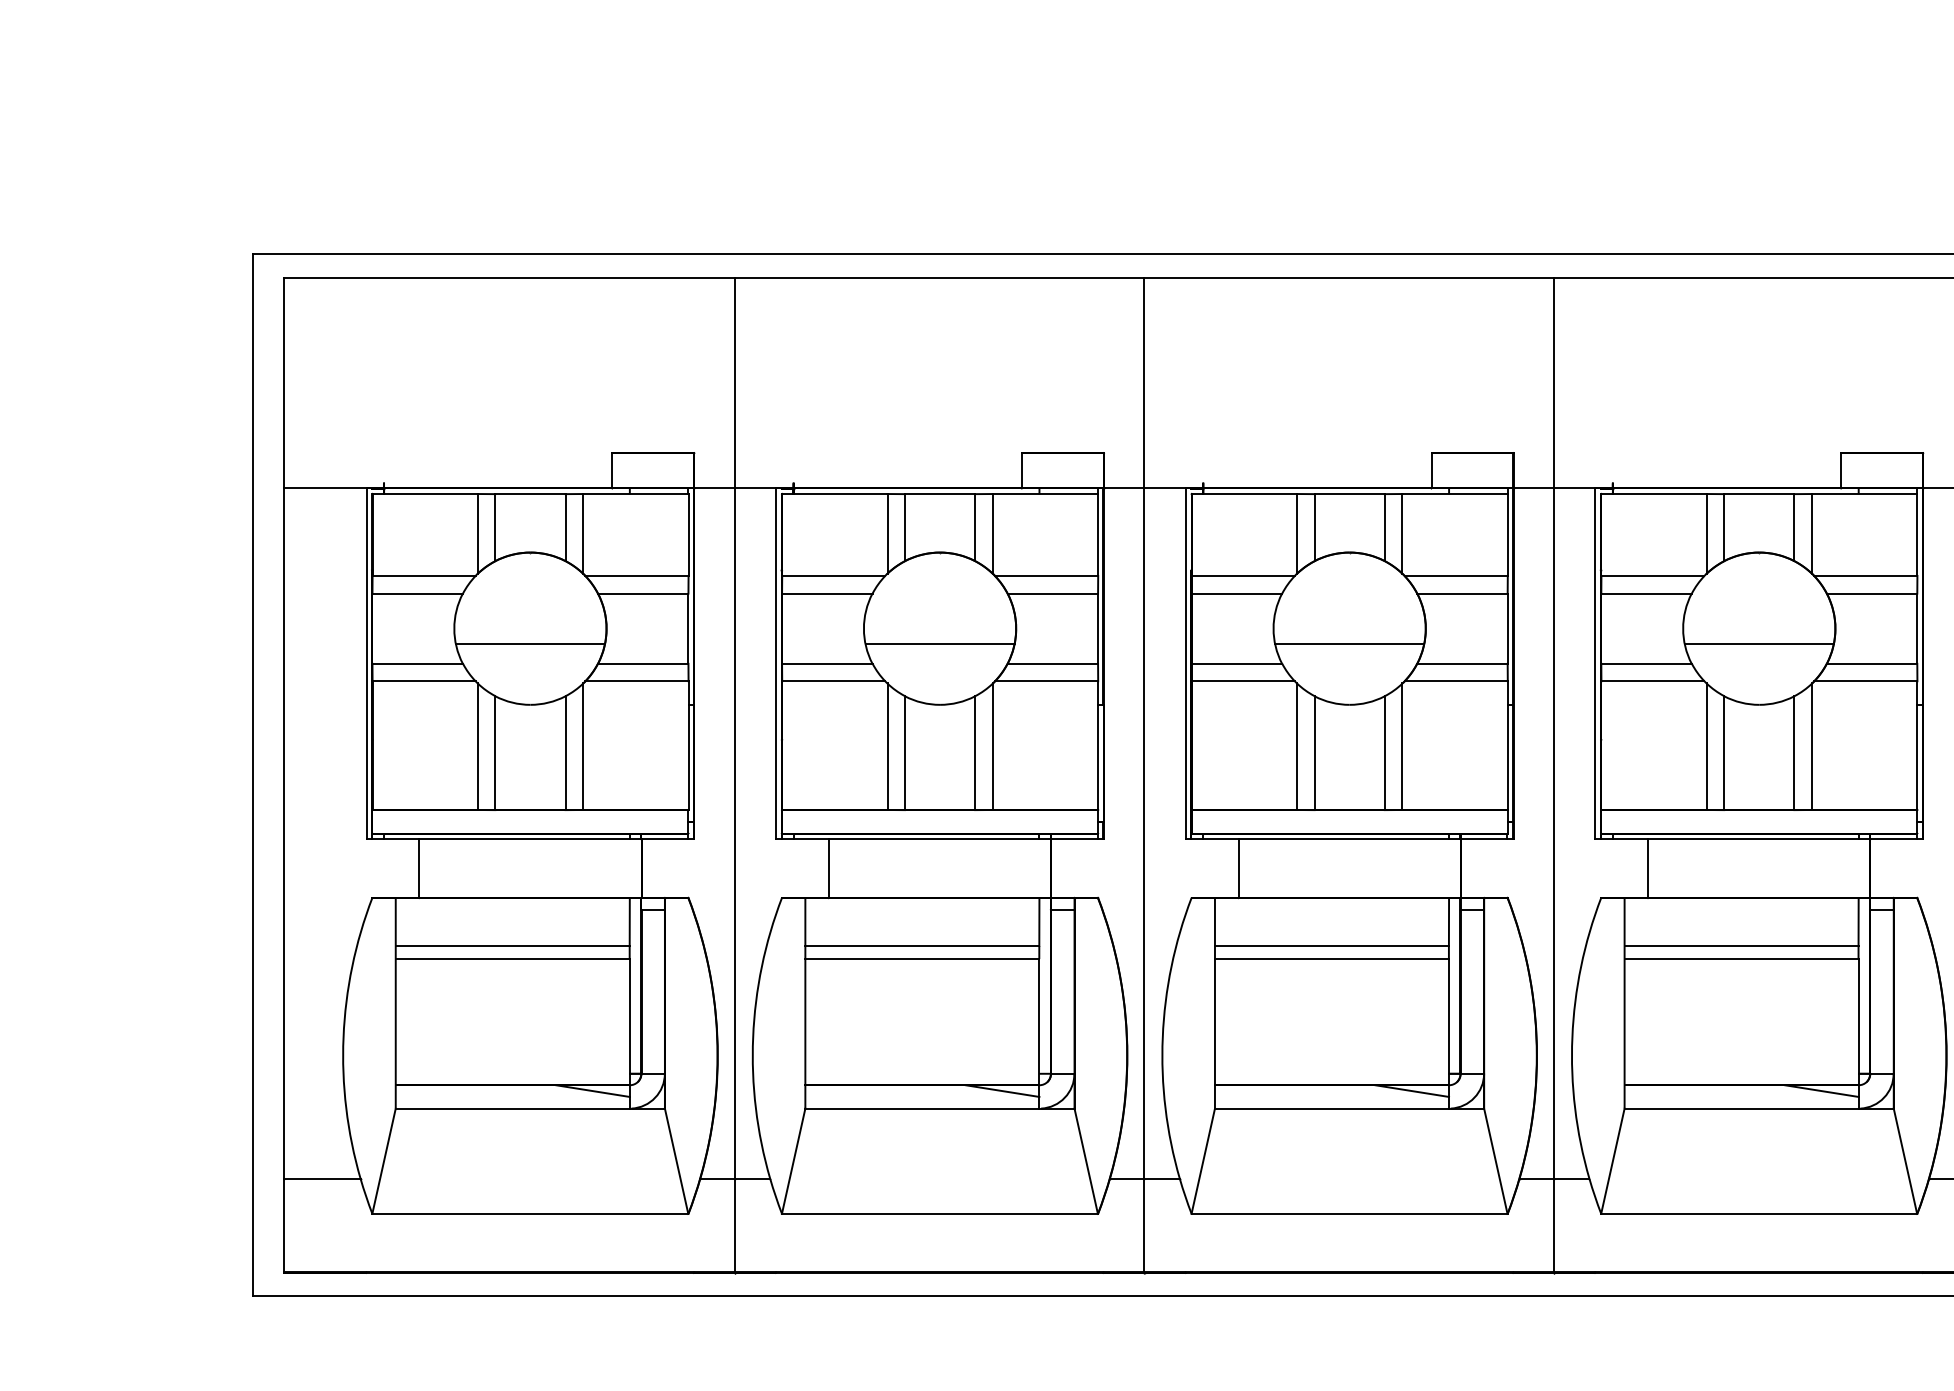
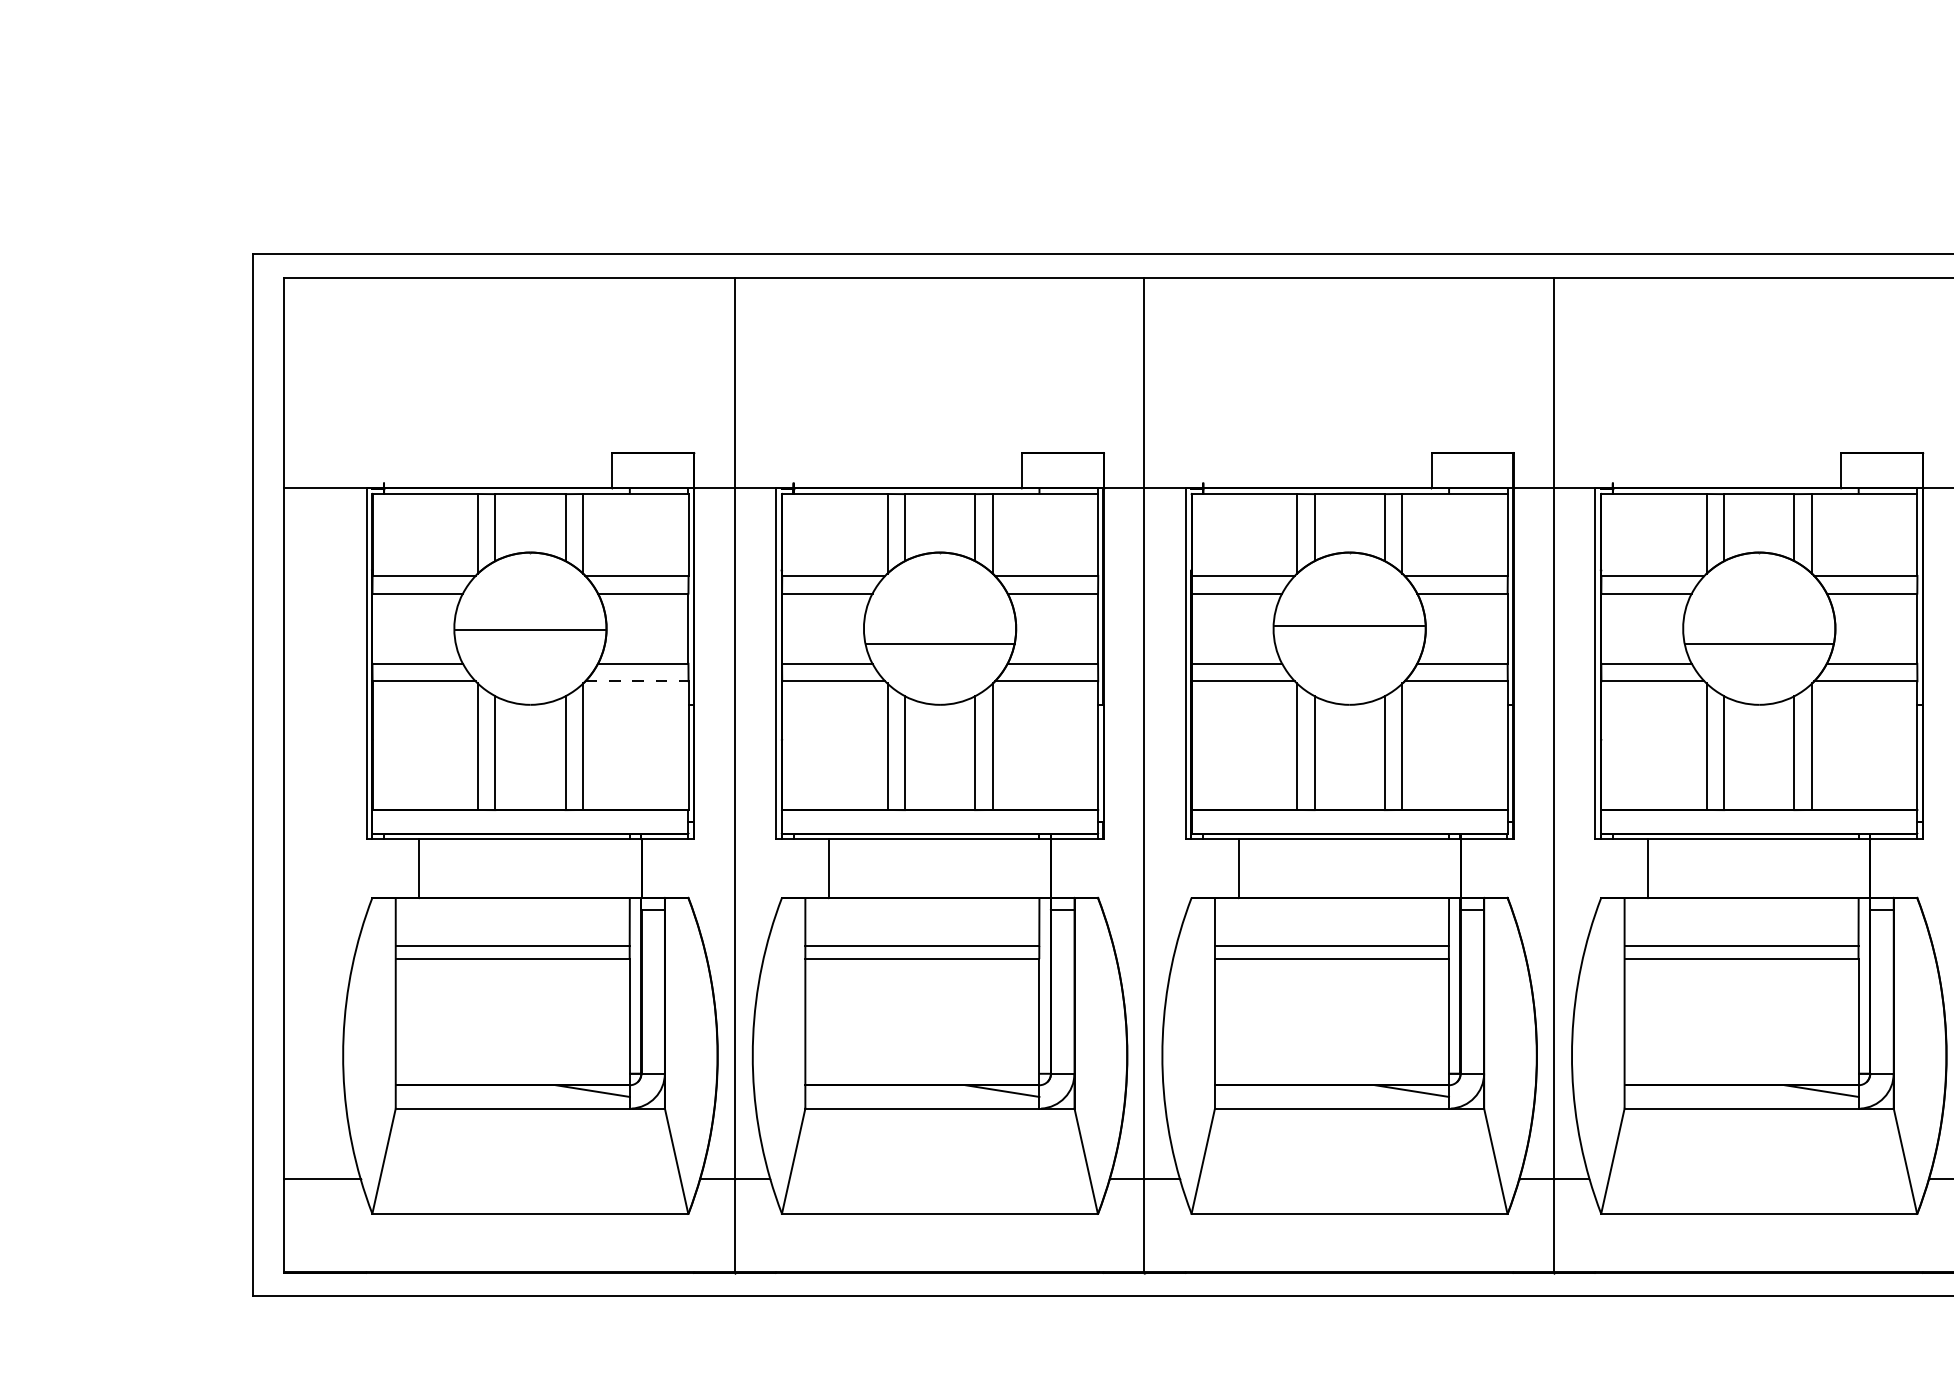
line position: (530, 644) -> (530, 630) (530, 630)
line position: (1349, 644) -> (1349, 626) (1349, 626)
line: solid -> dashed (637, 681)
